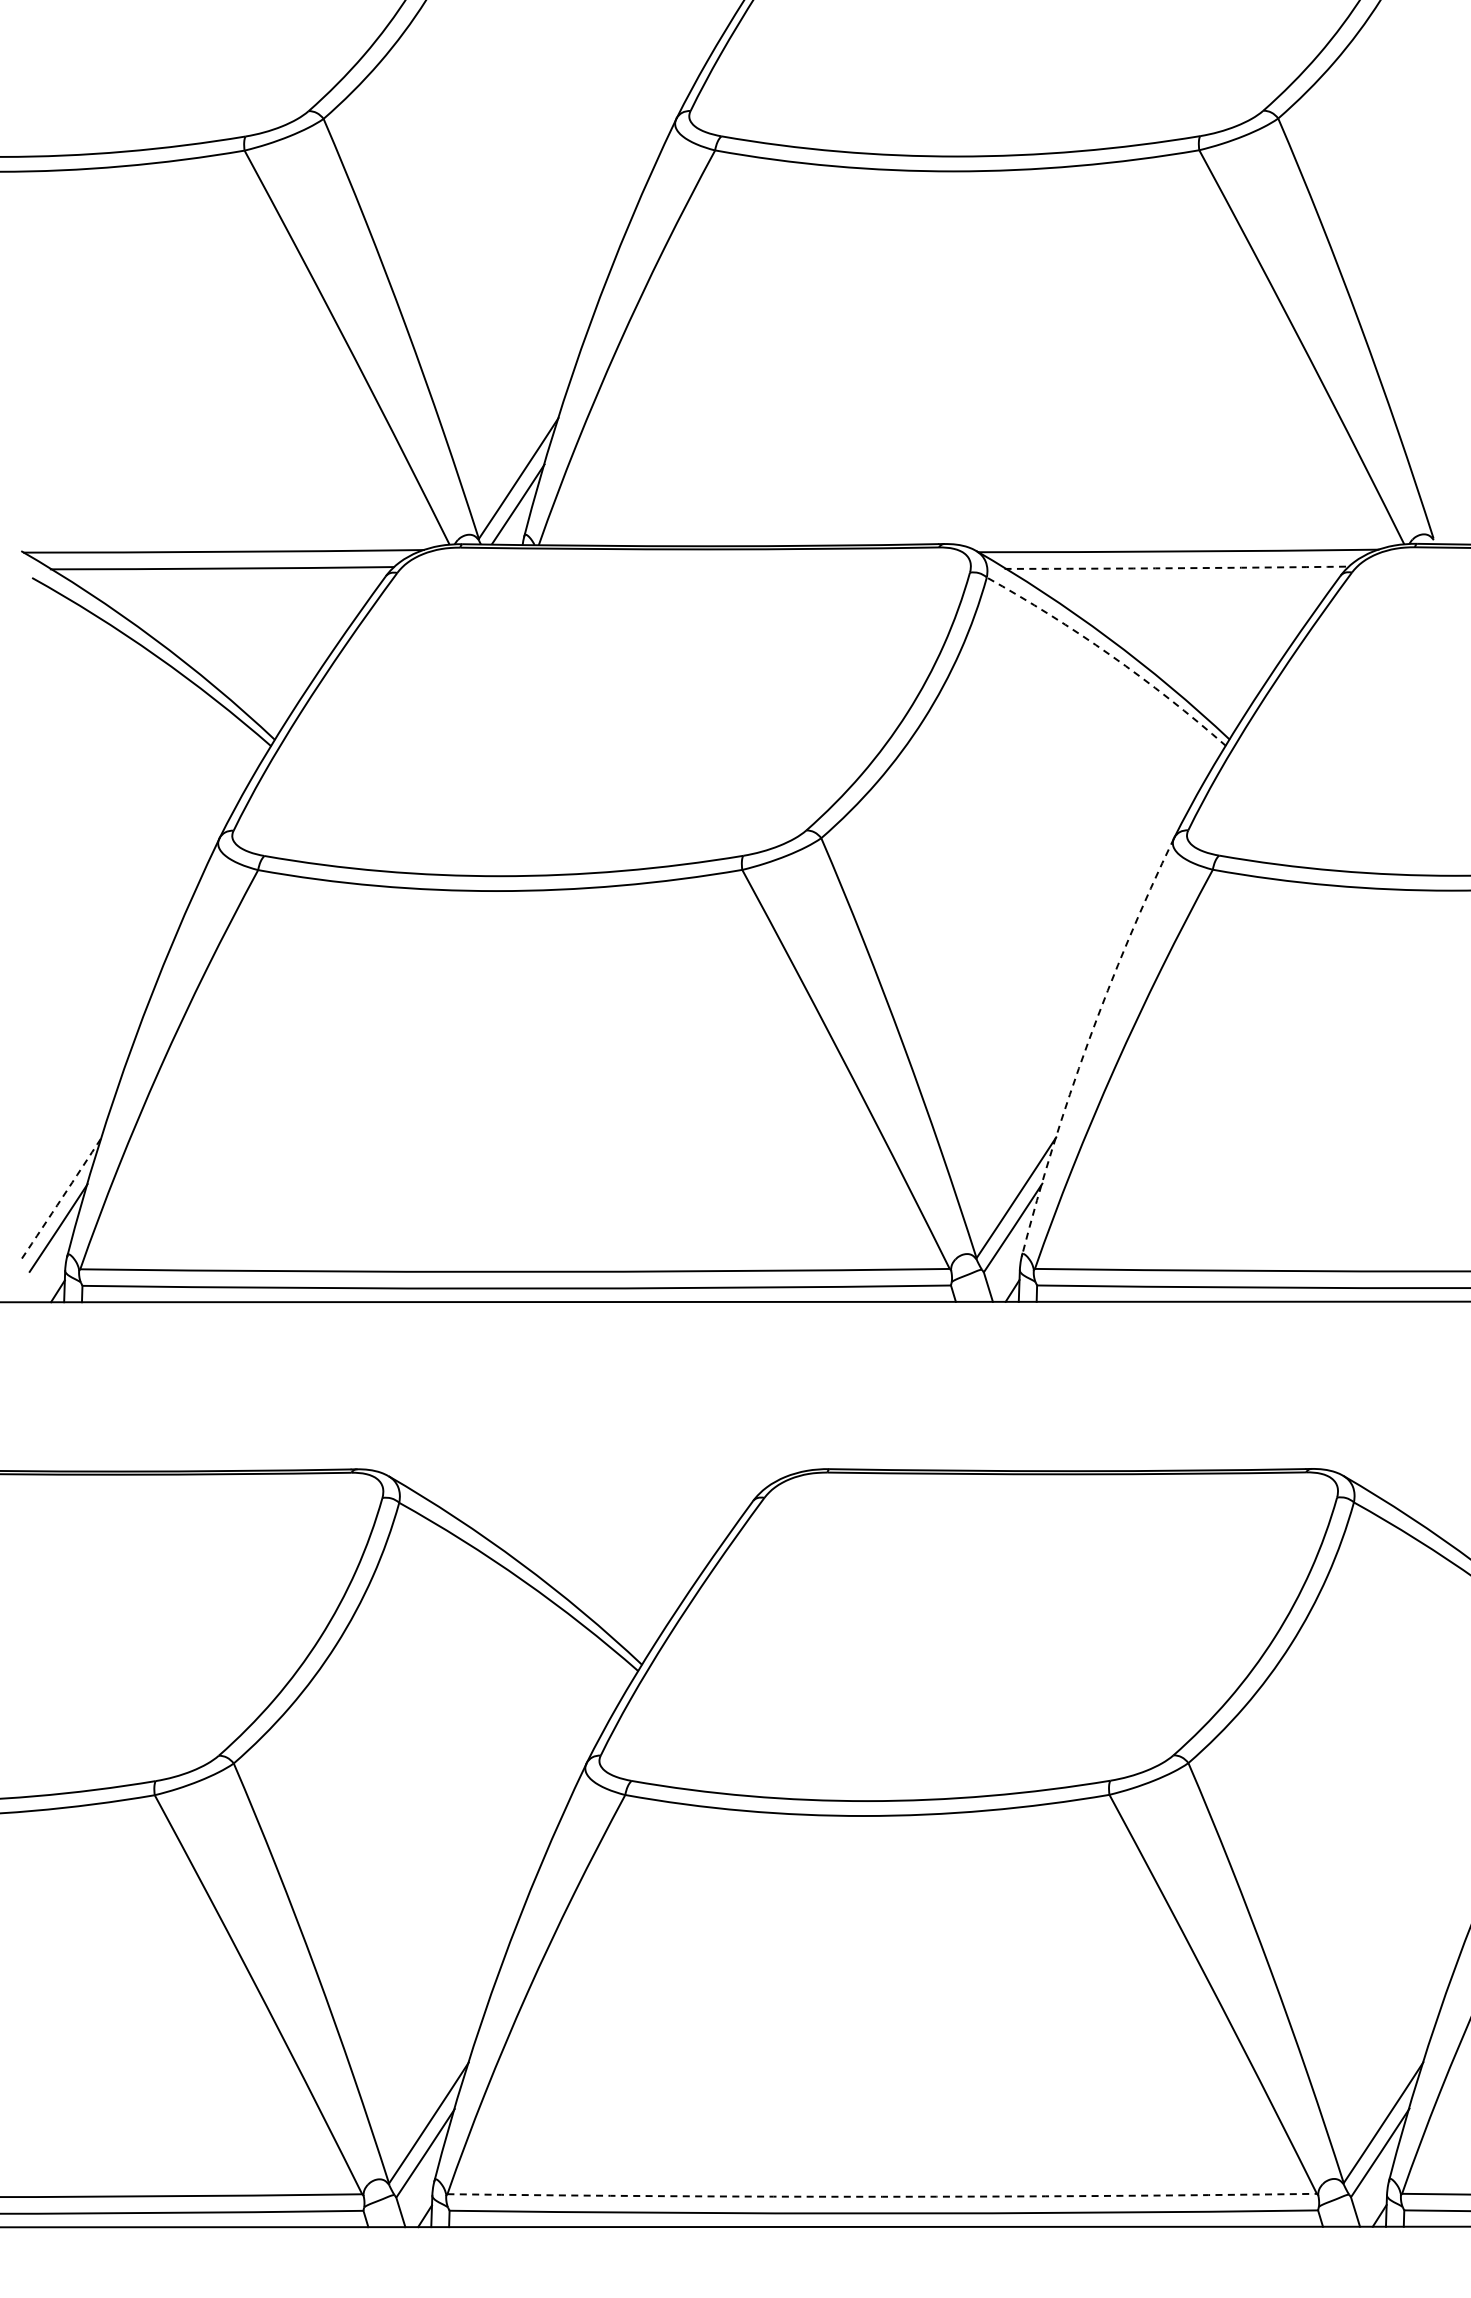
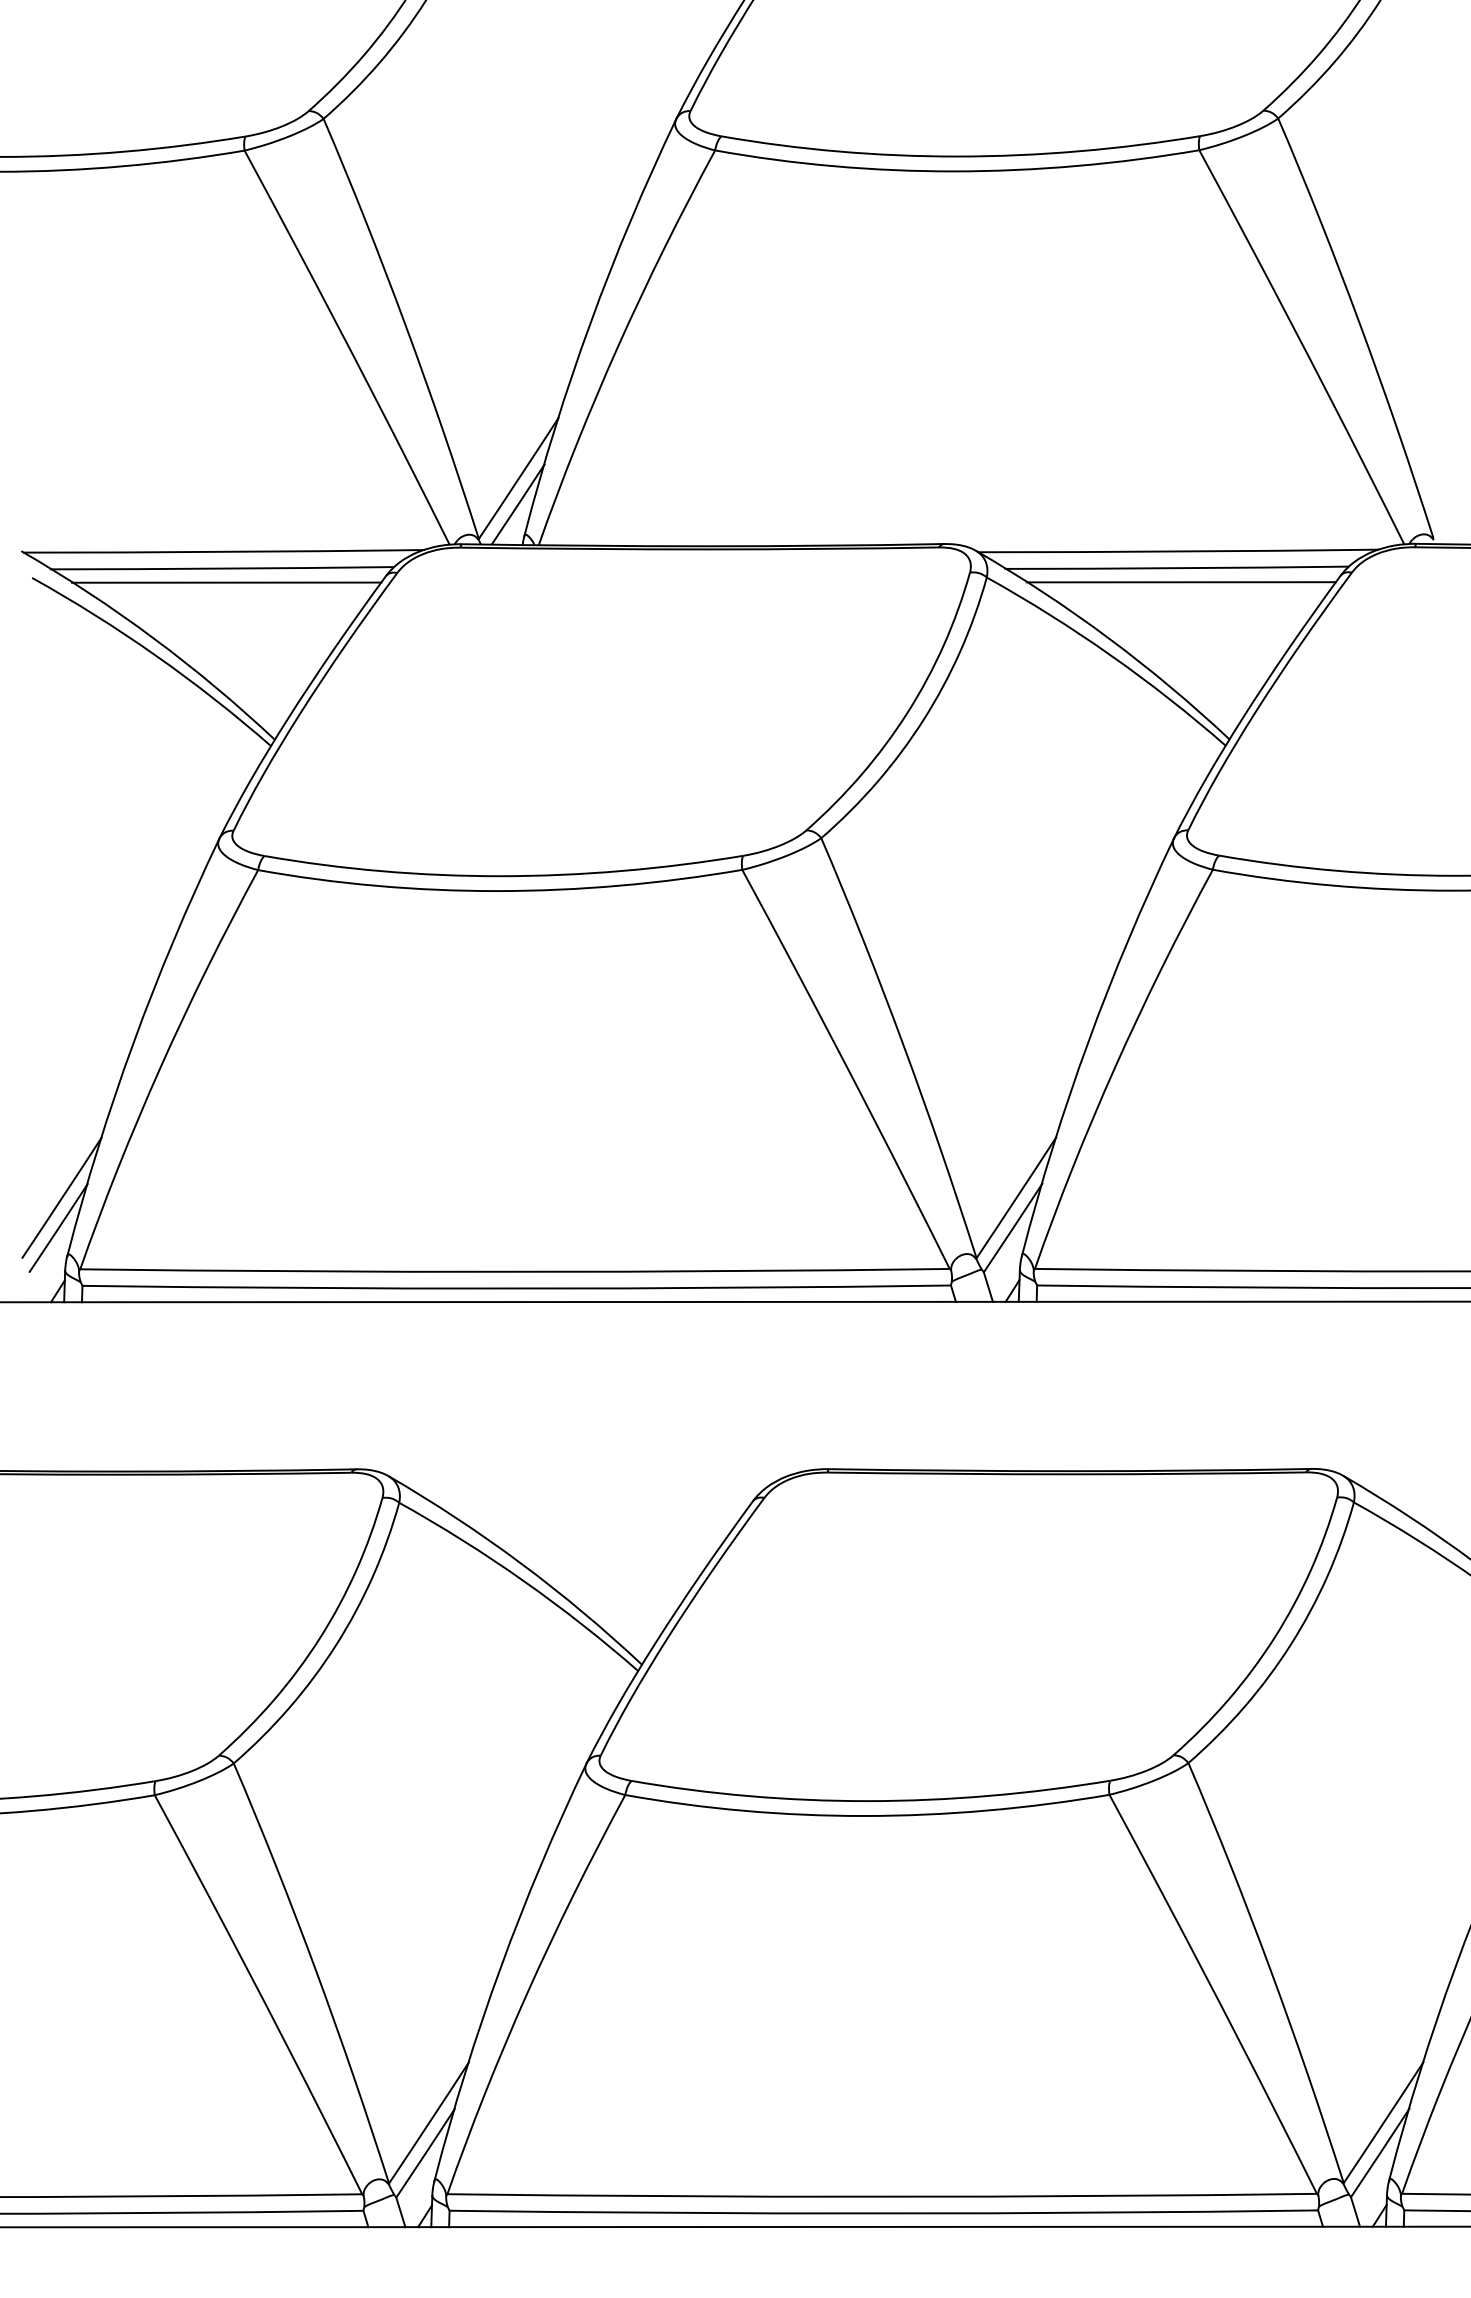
arc: dashed -> solid (1176, 568)
line: none -> present (226, 582)
line: none -> present (1181, 582)
arc: dashed -> solid (1110, 655)
arc: dashed -> solid (1088, 1042)
arc: dashed -> solid (62, 1197)
arc: dashed -> solid (882, 2196)
